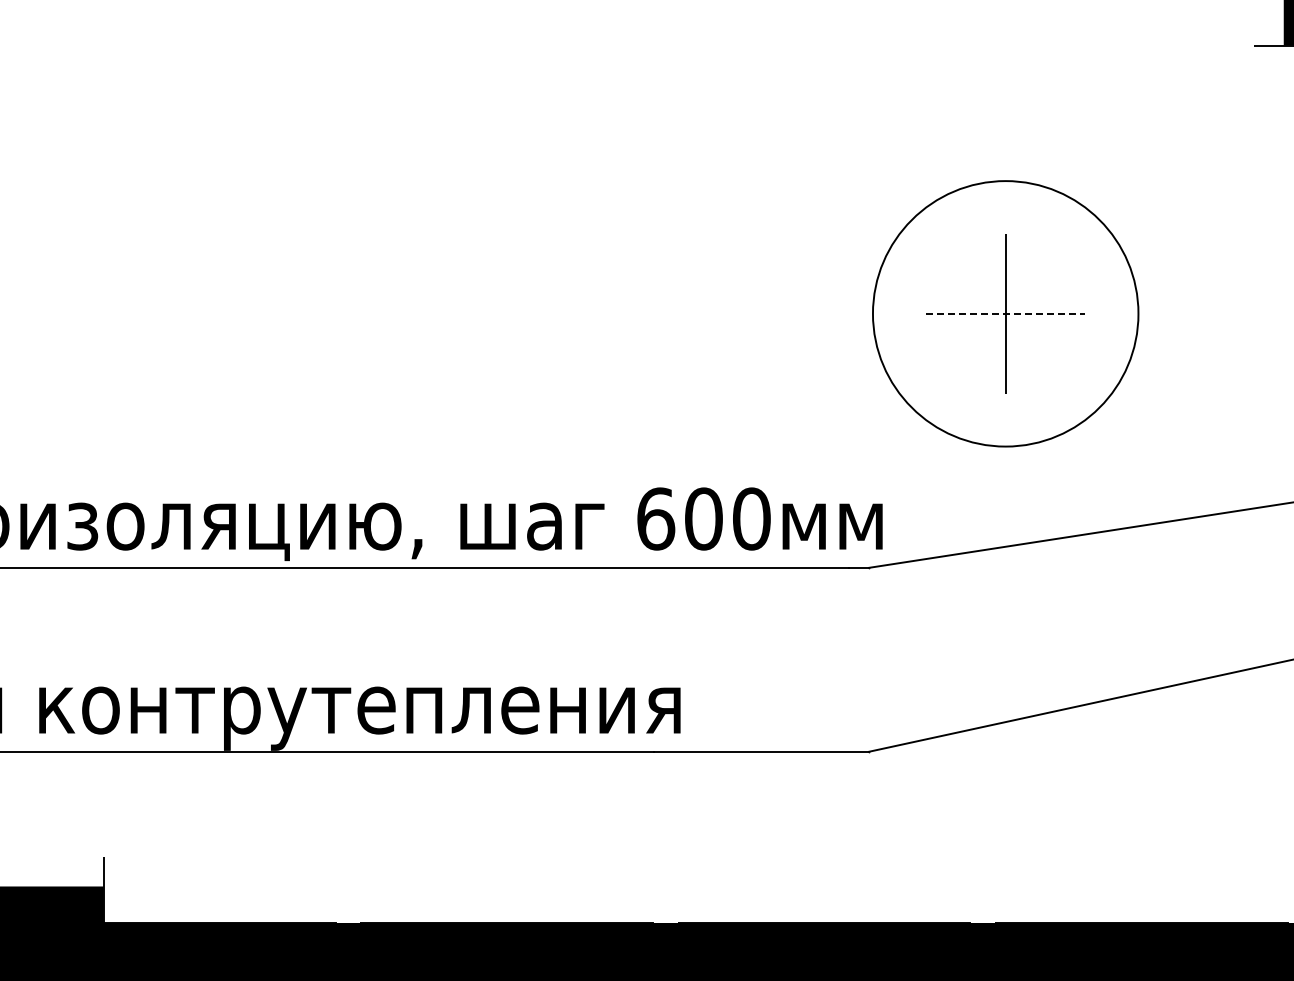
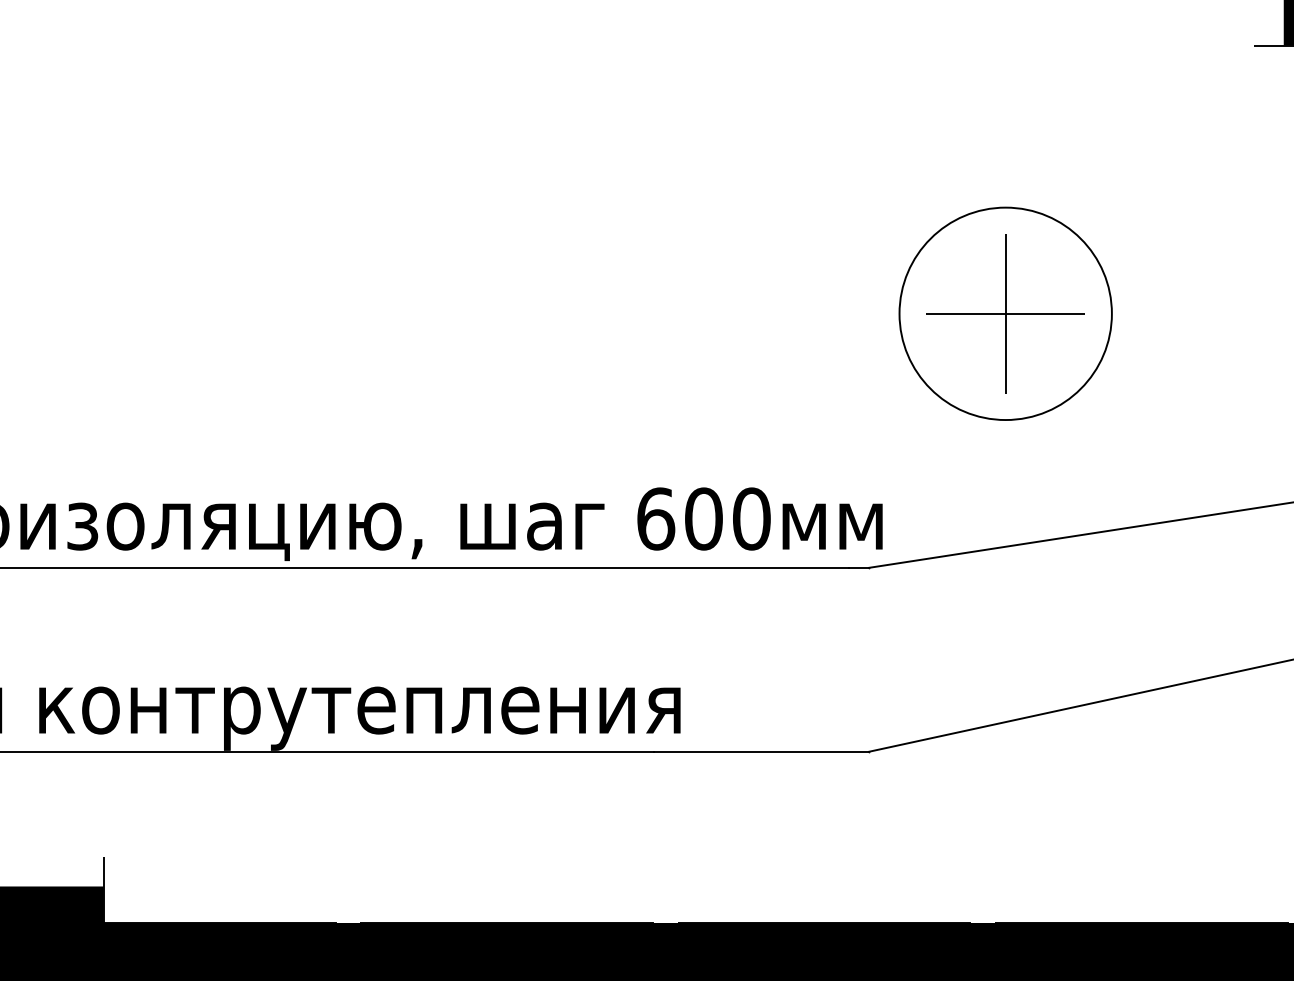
circle diameter: 265 px -> 212 px (1005, 313)
line: dashed -> solid (1005, 313)
